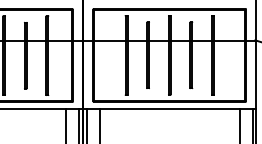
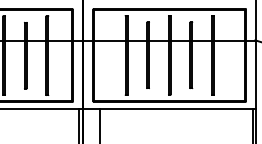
line: present -> none (66, 124)
line: present -> none (86, 124)
line: present -> none (239, 124)
